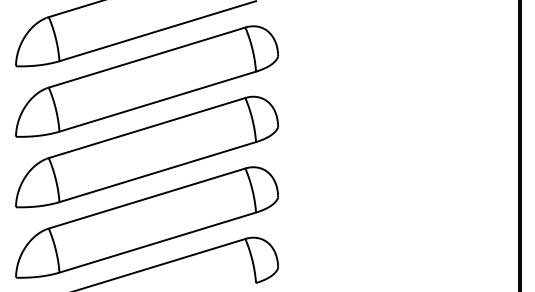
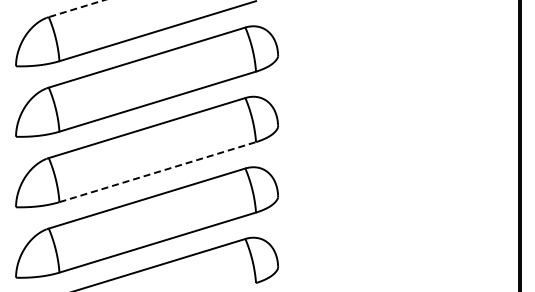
line: solid -> dashed (76, 8)
line: solid -> dashed (157, 172)
